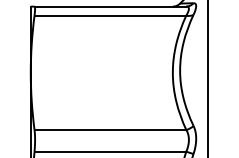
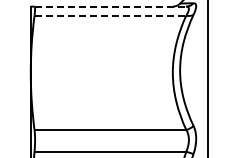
line: solid -> dashed (110, 6)
line: solid -> dashed (110, 15)
